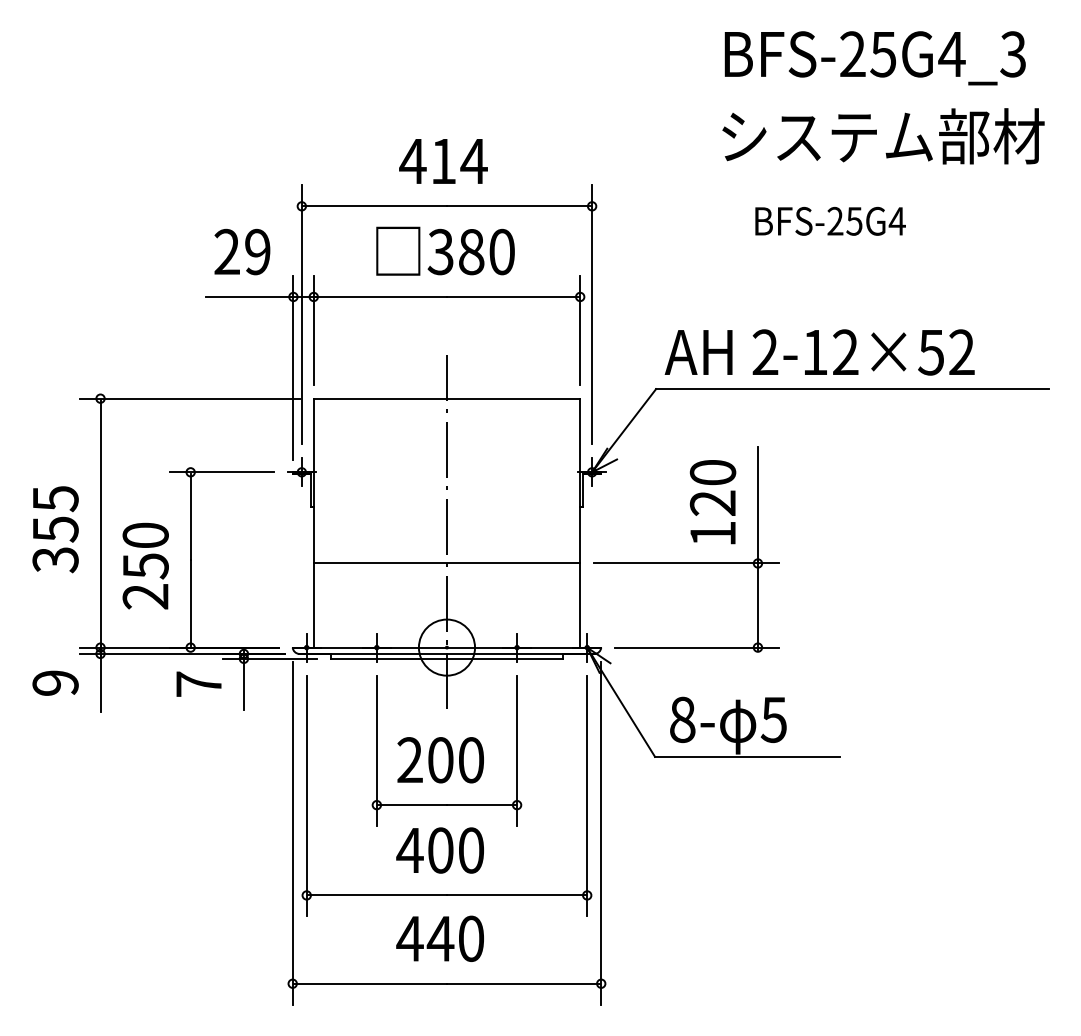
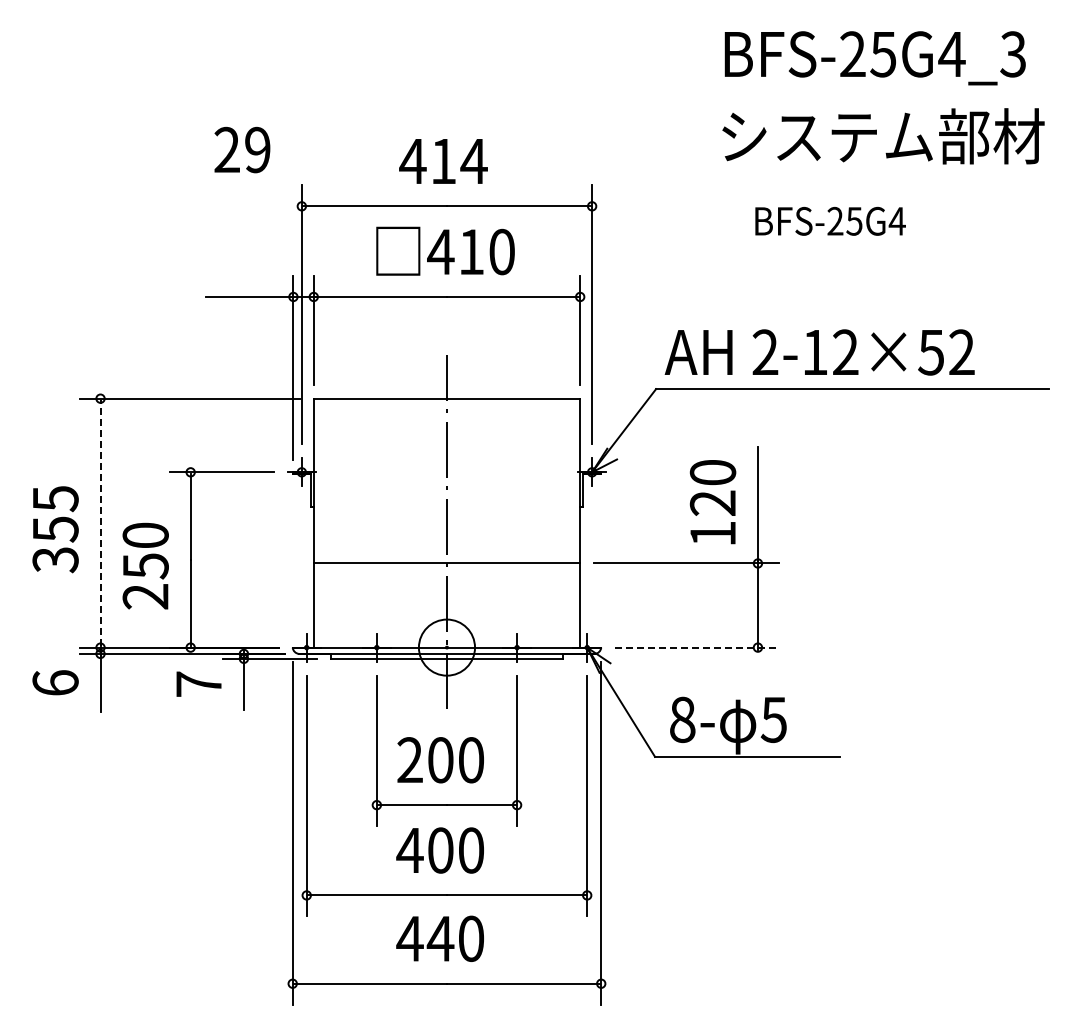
text position: (242, 251) -> (242, 149) (242, 149)
text: 380 -> 410 (455, 251)
line: solid -> dashed (100, 522)
line: solid -> dashed (697, 647)
text: 9 -> 6 (55, 682)
